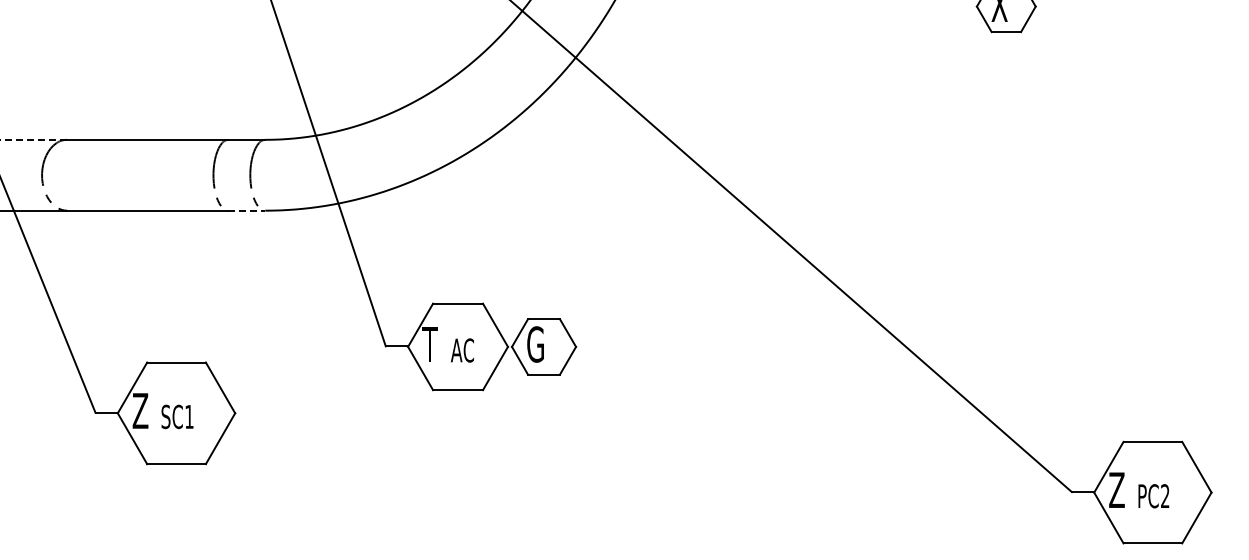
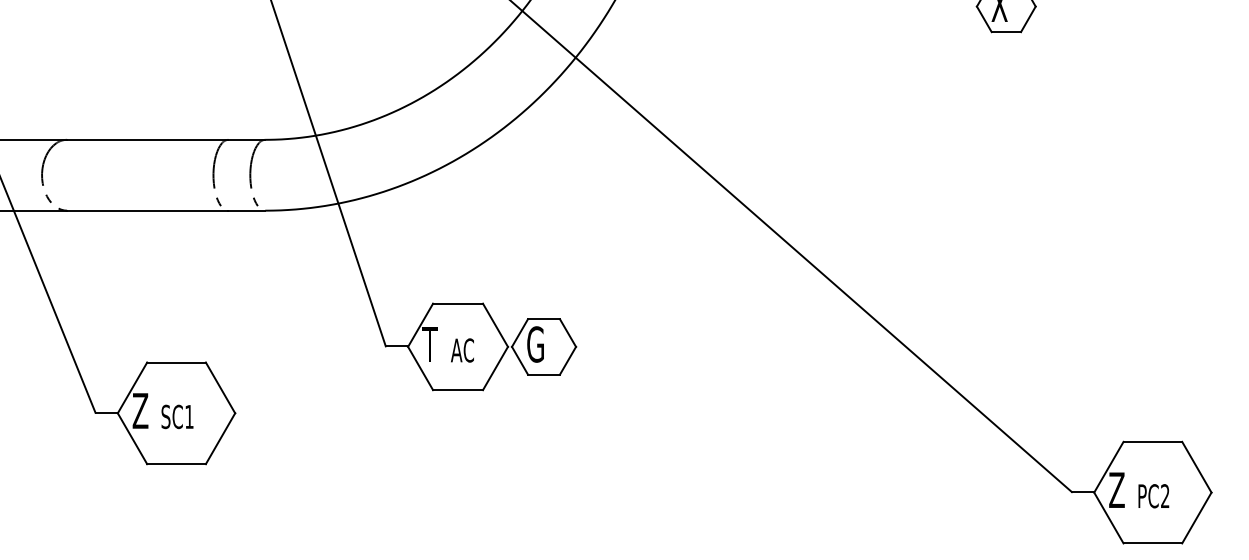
line: dashed -> solid (33, 139)
line: dashed -> solid (247, 210)
